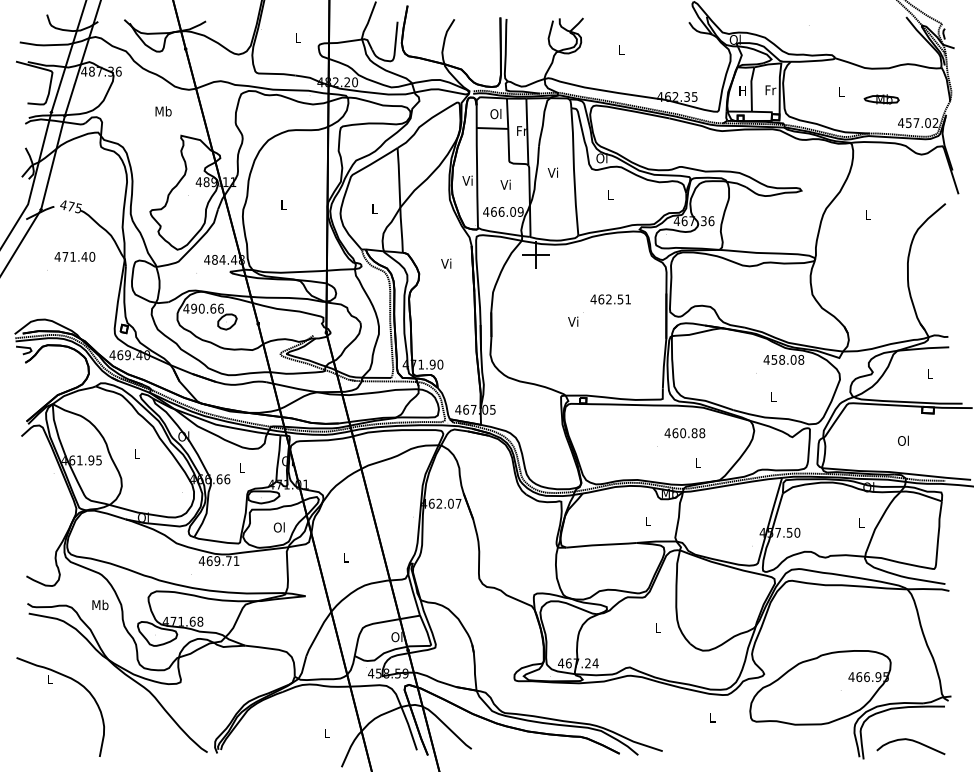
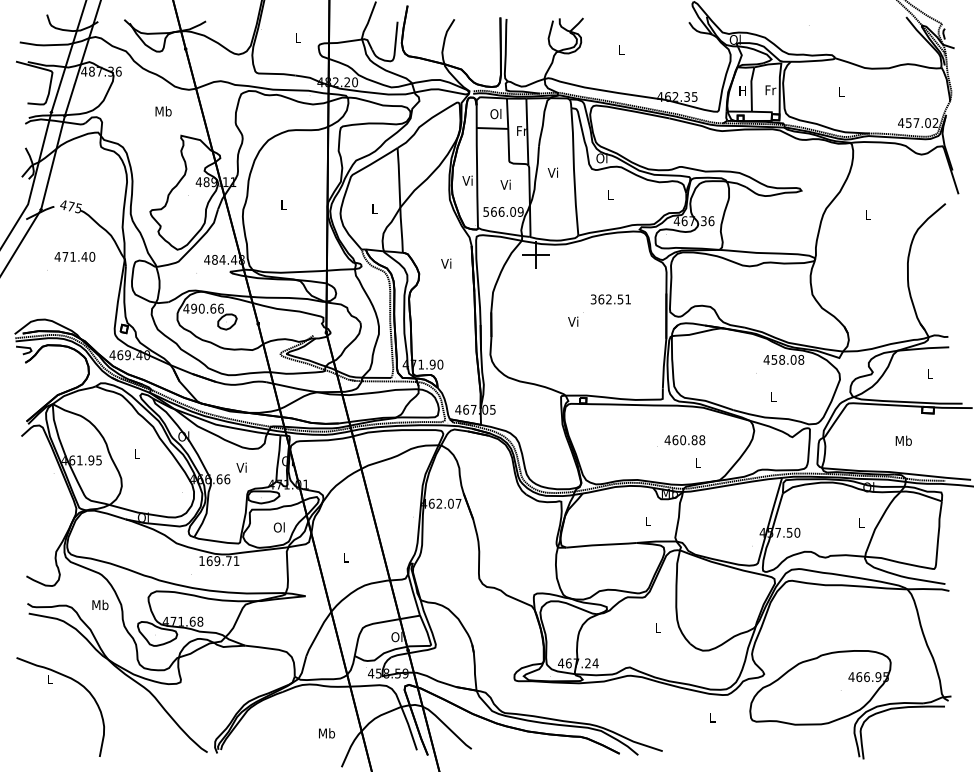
part: present -> none (881, 99)
text: 466.09 -> 566.09 (486, 211)
text: 462.51 -> 362.51 (593, 299)
text position: (684, 433) -> (684, 440) (684, 440)
text: Ol -> Mb (903, 440)
text: L -> Vi (241, 467)
text: 469.71 -> 169.71 (201, 560)
text: L -> Mb (327, 733)
curve: present -> none (911, 741)
